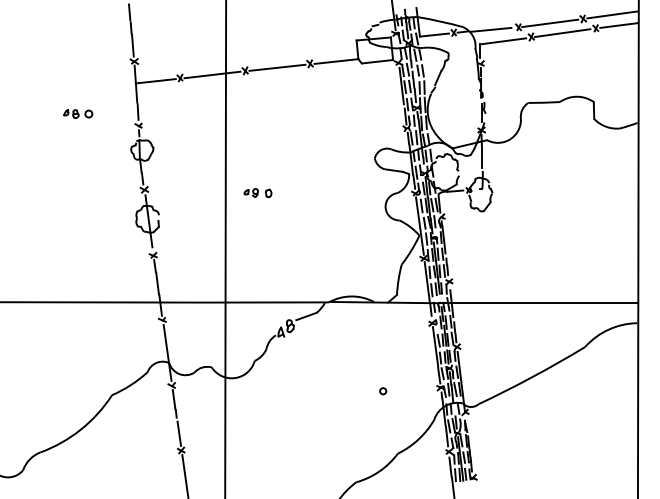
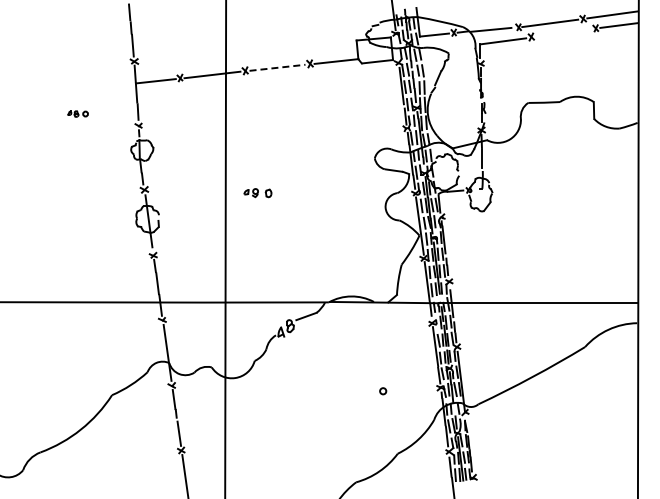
line: present -> none (562, 33)
line: solid -> dashed (278, 67)
part size: 32x10 px -> 22x8 px (77, 113)
